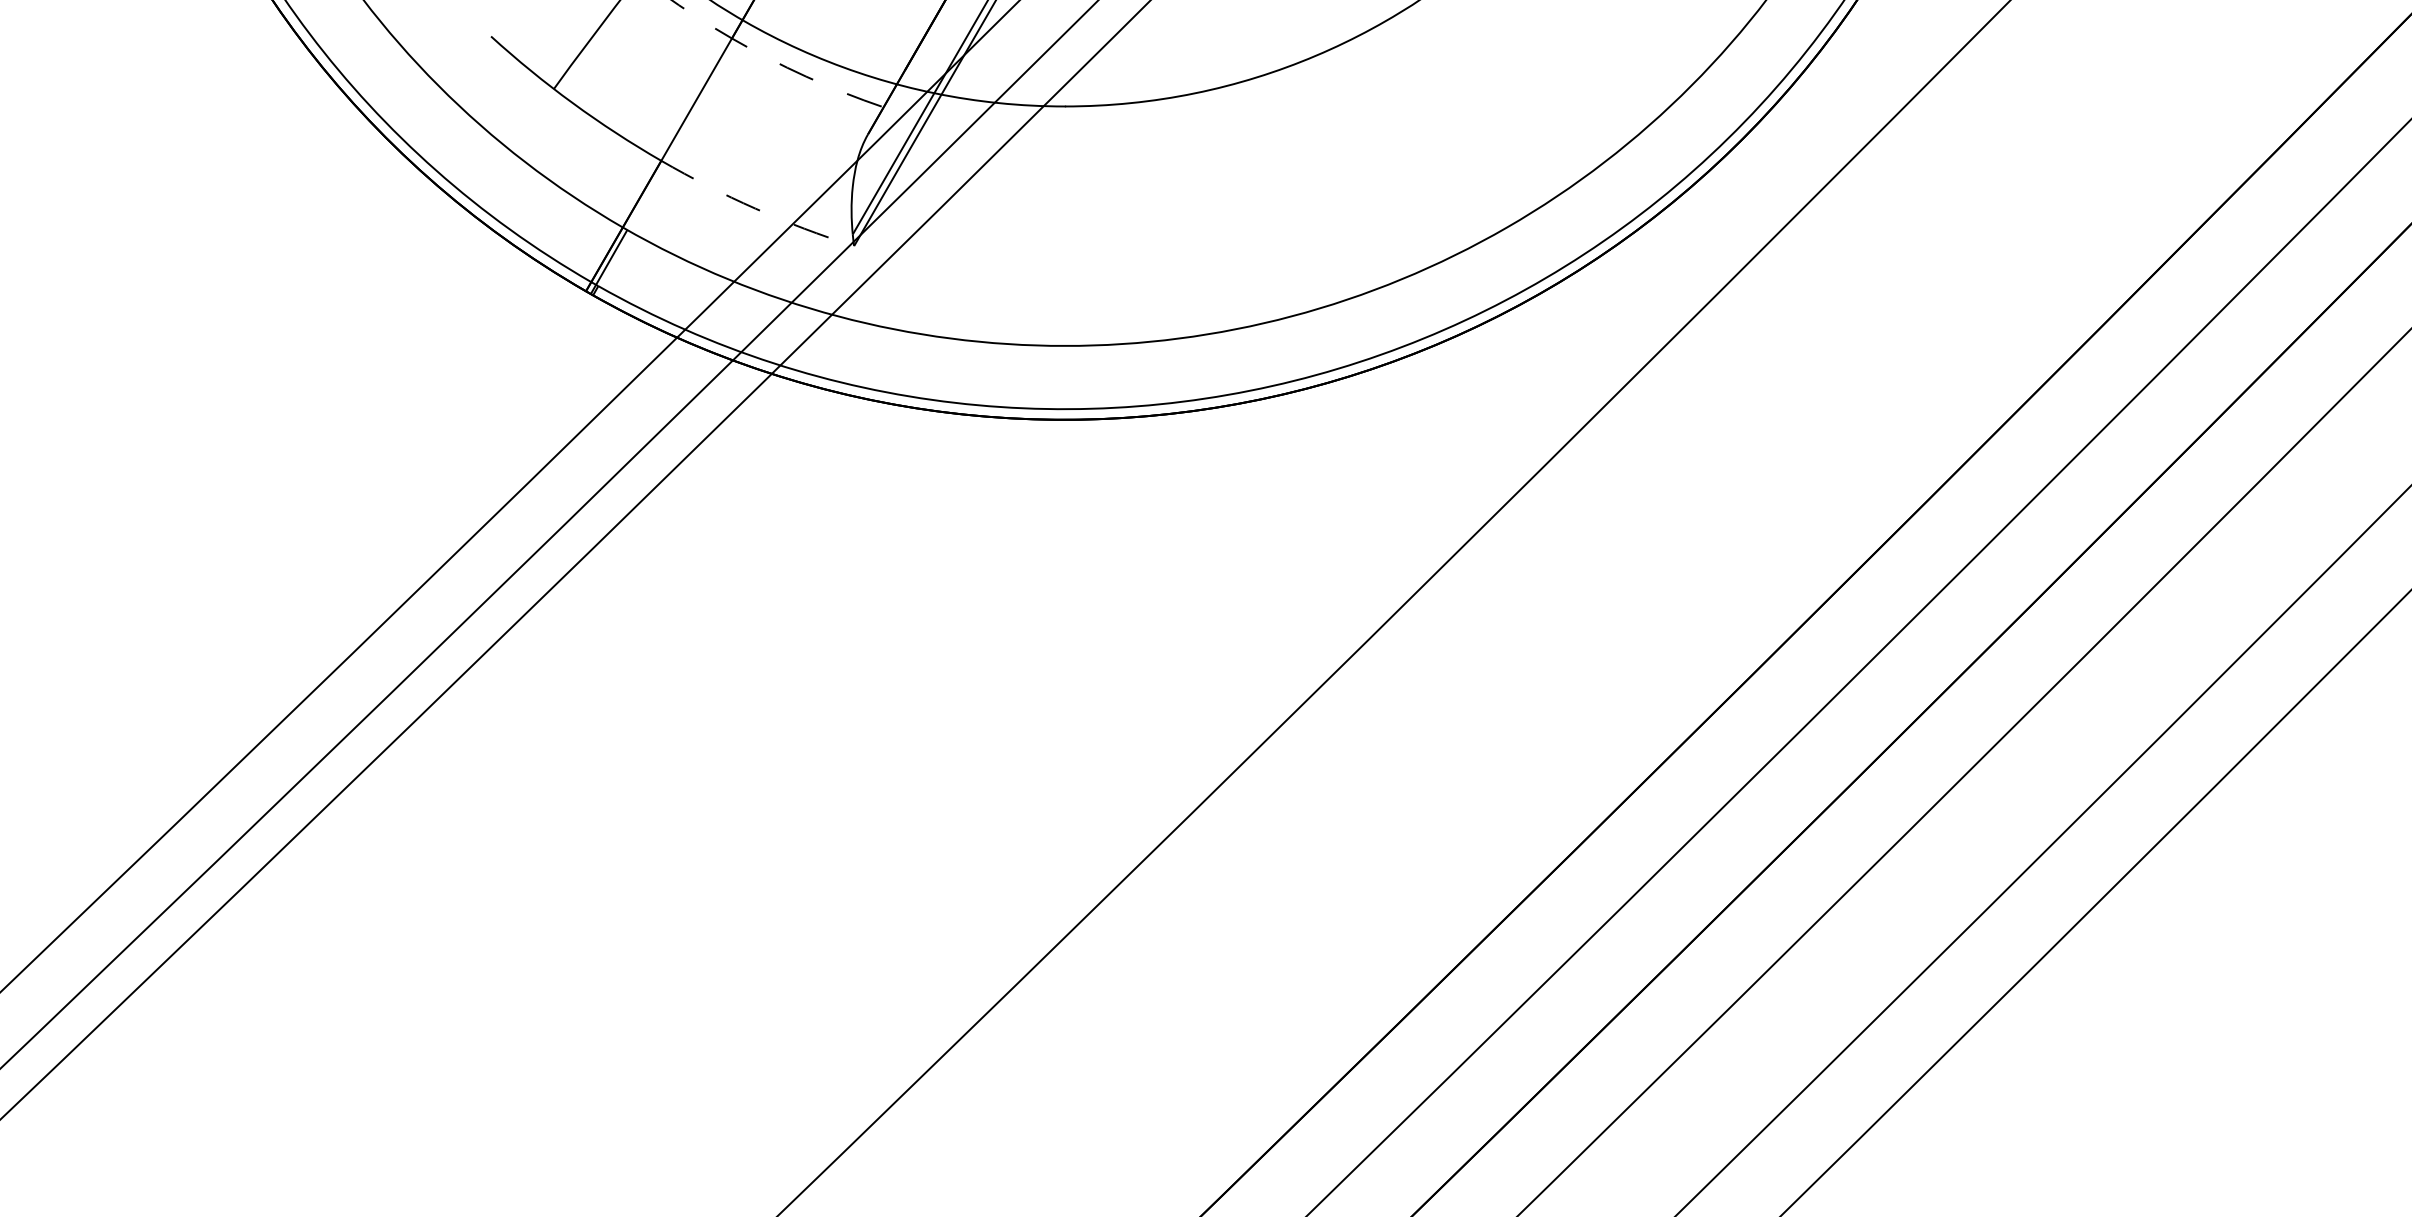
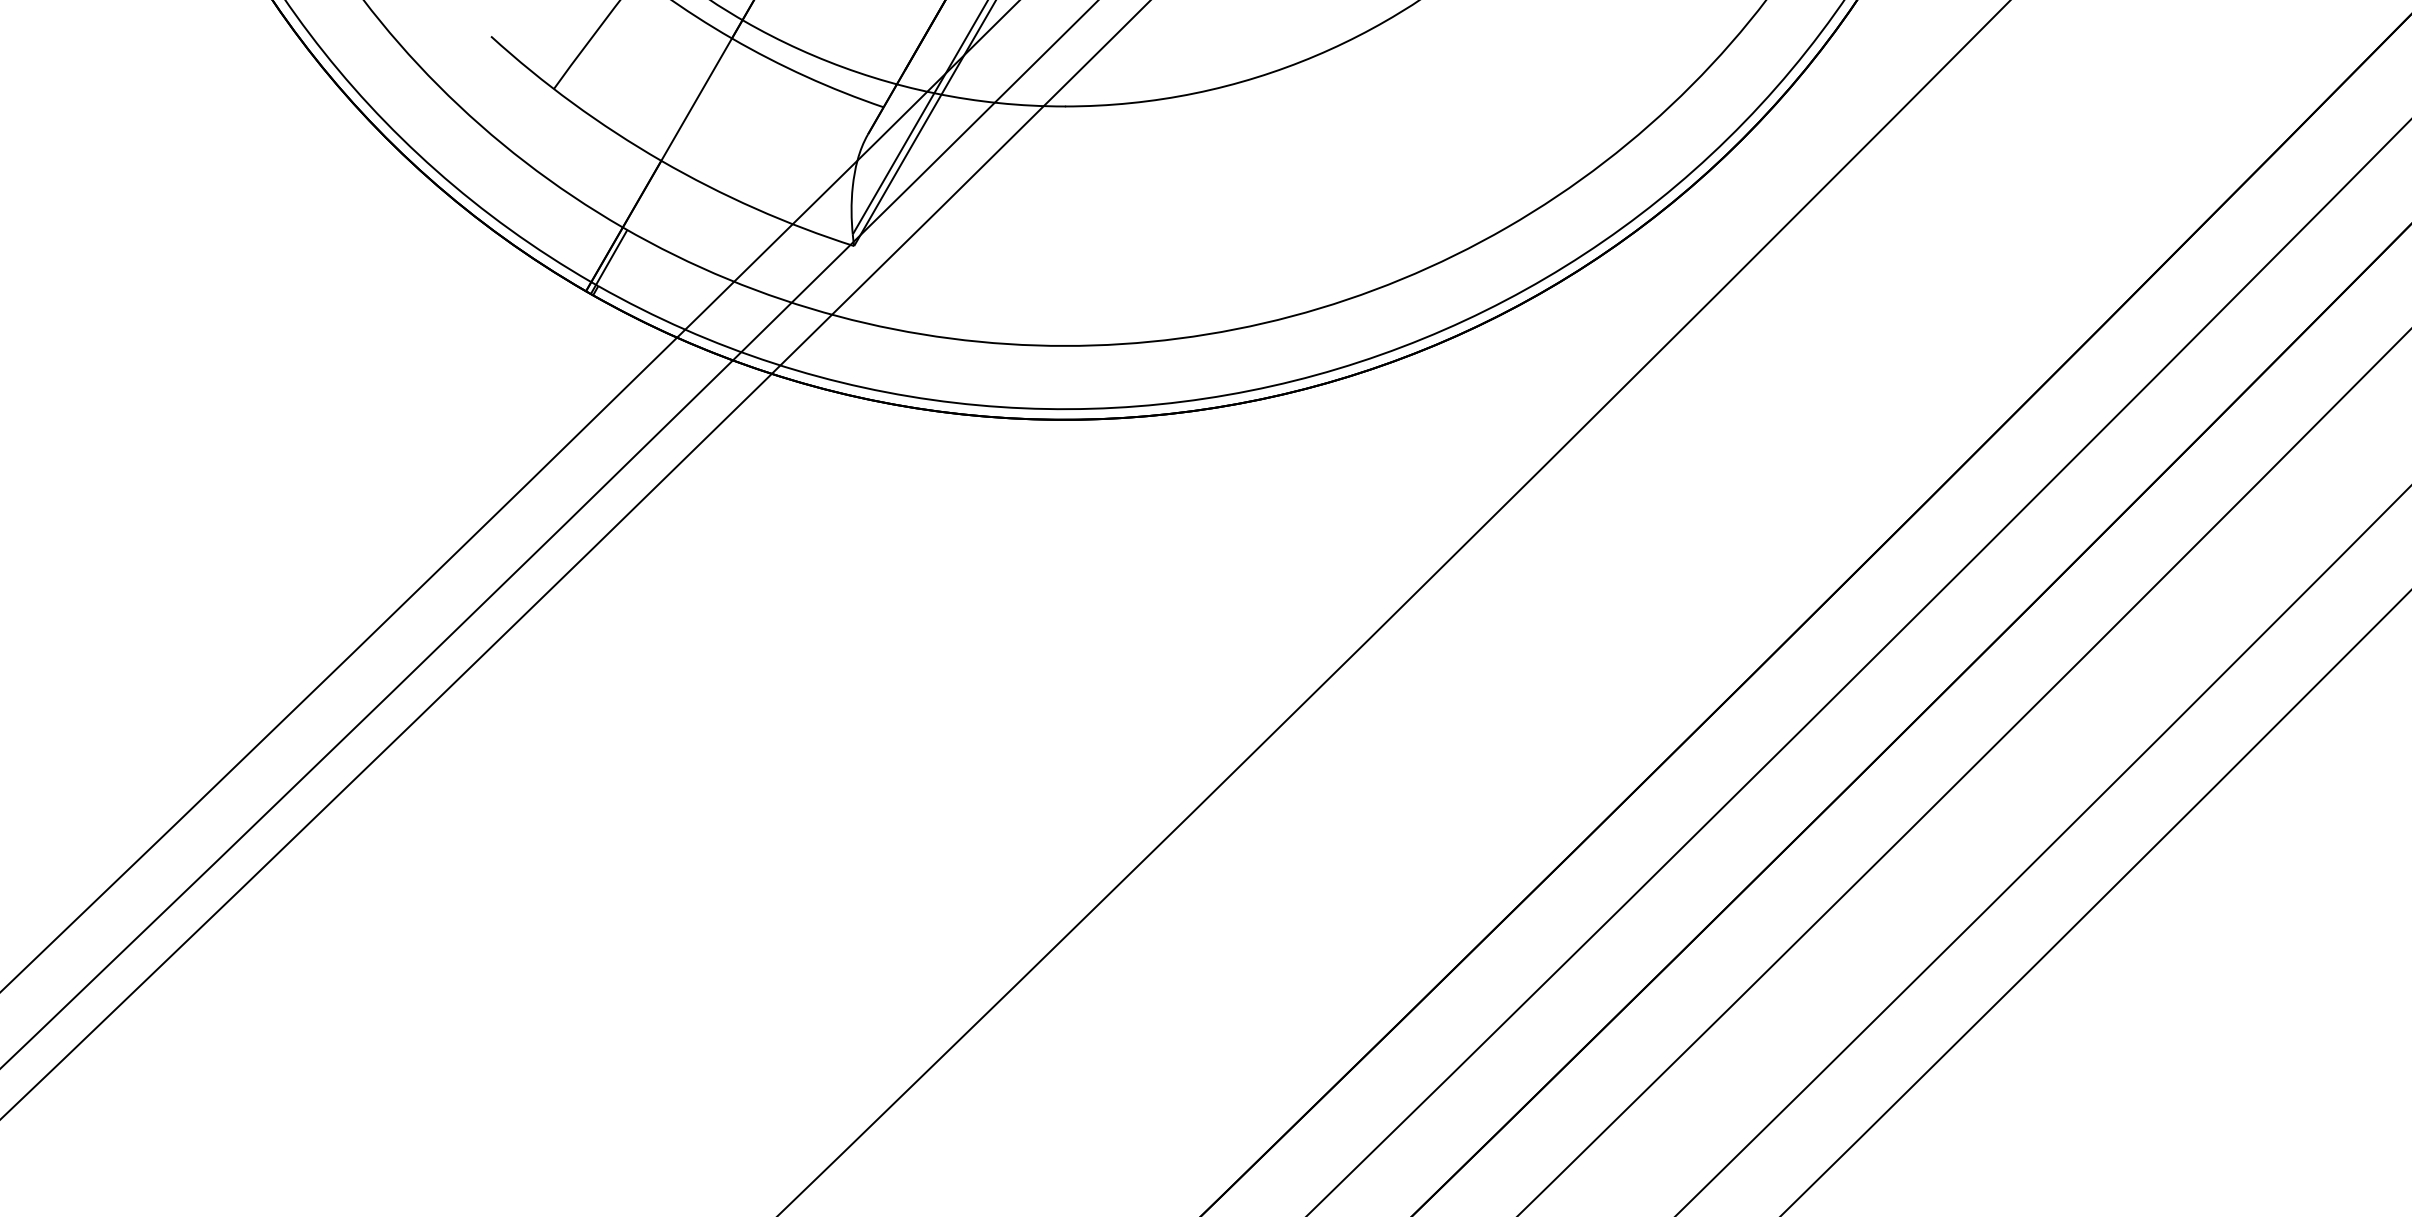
arc: dashed -> solid (773, 61)
arc: dashed -> solid (755, 208)
